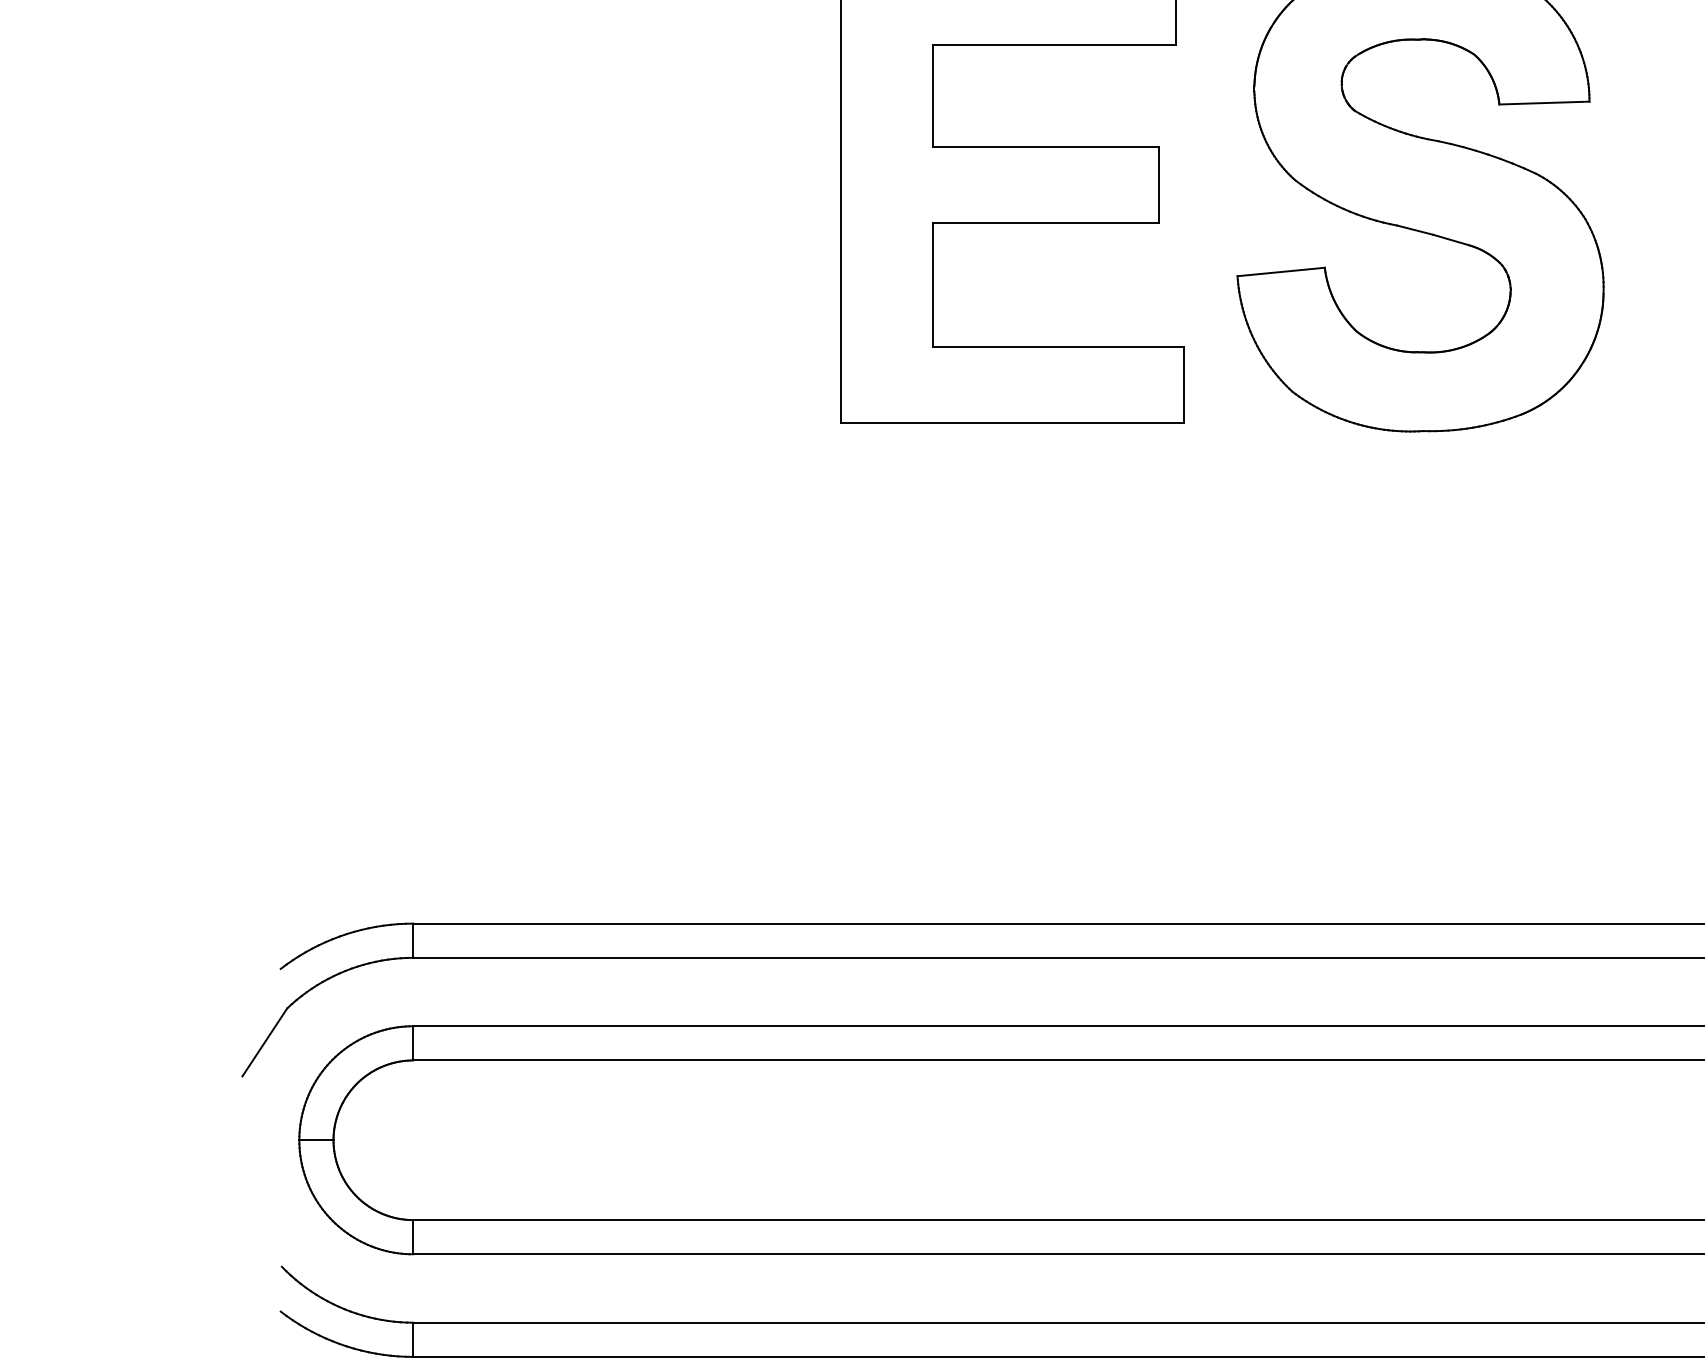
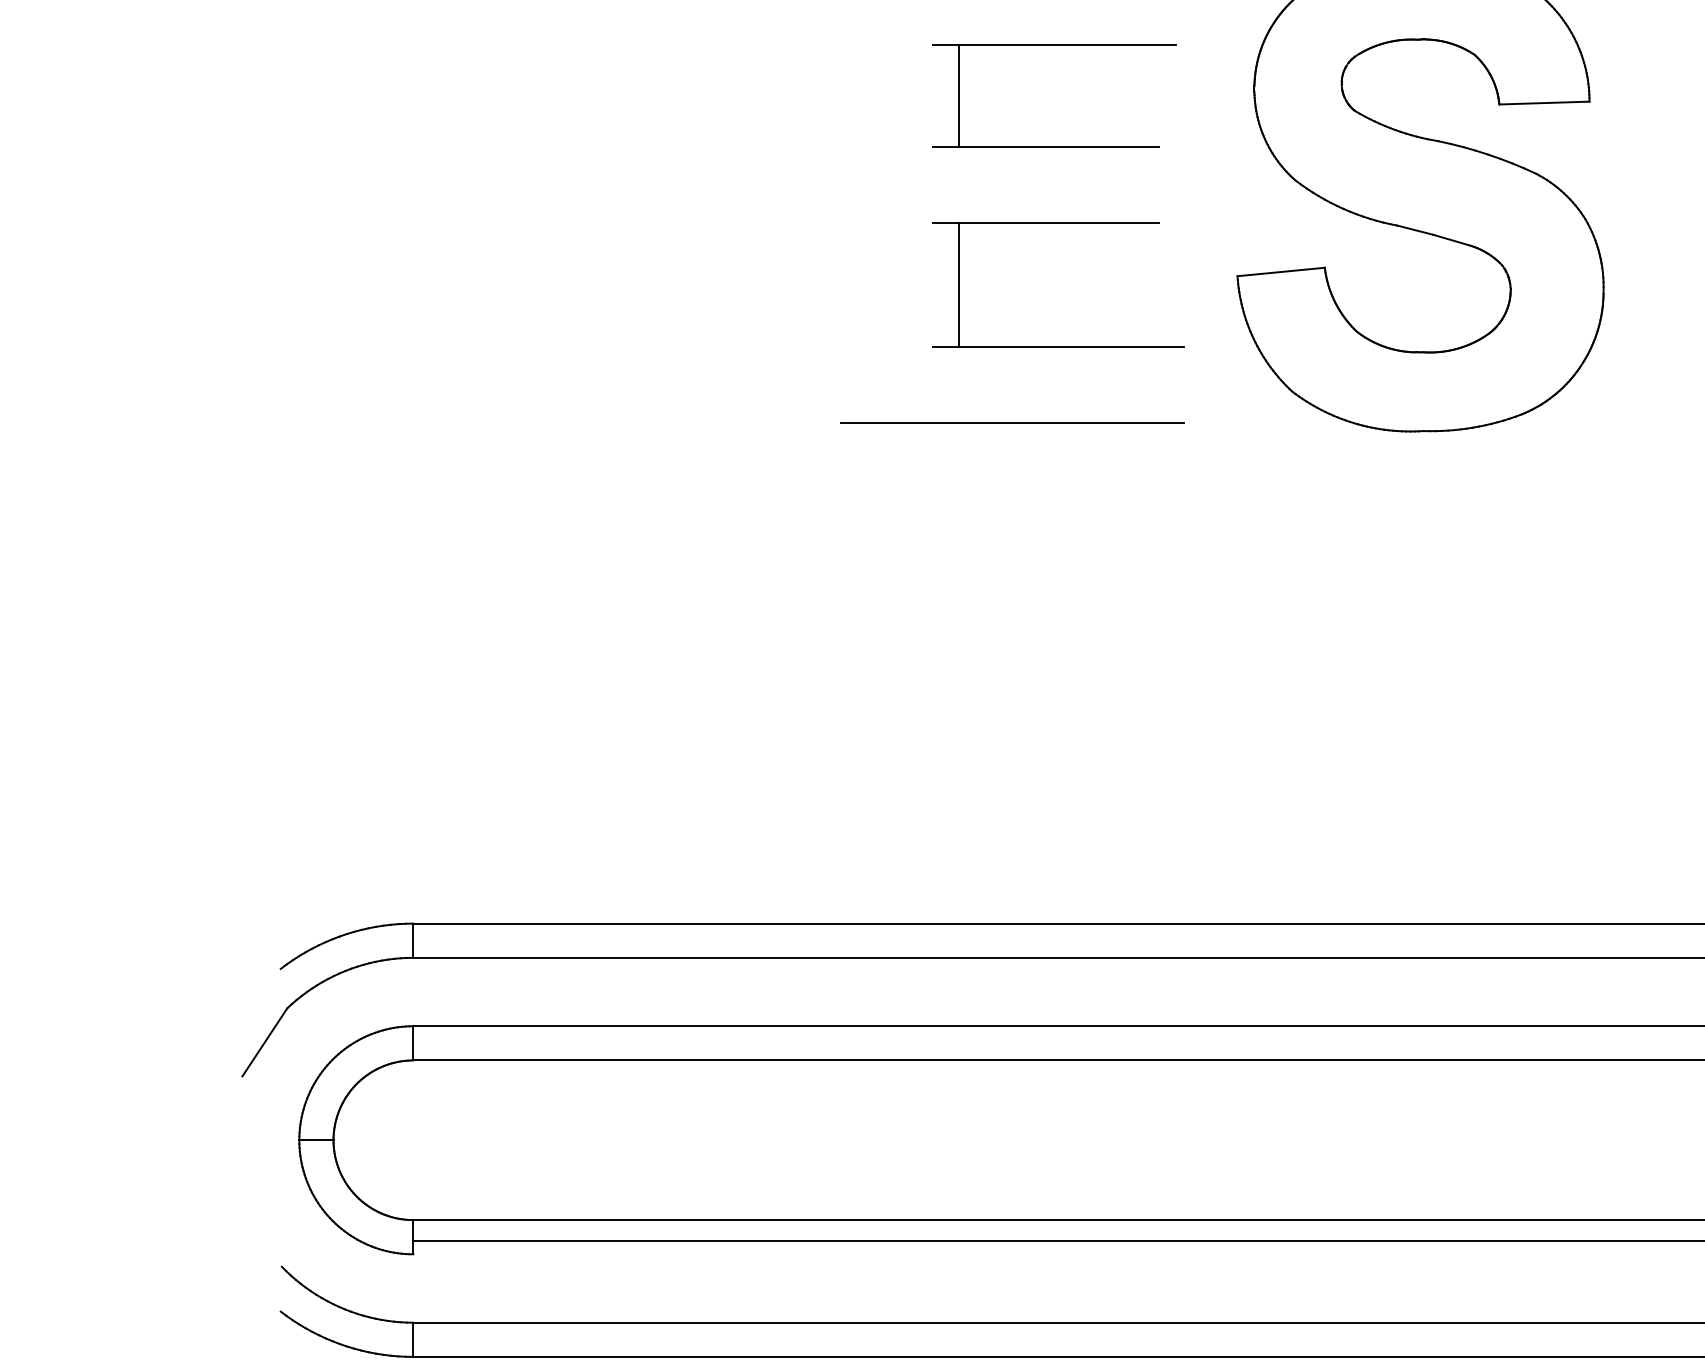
line: present -> none (1175, 23)
line position: (933, 95) -> (959, 95) (959, 95)
line: present -> none (1158, 184)
line: present -> none (840, 212)
line position: (933, 284) -> (959, 284) (959, 284)
line: present -> none (1184, 384)
line position: (1057, 1254) -> (1057, 1241) (1057, 1241)
